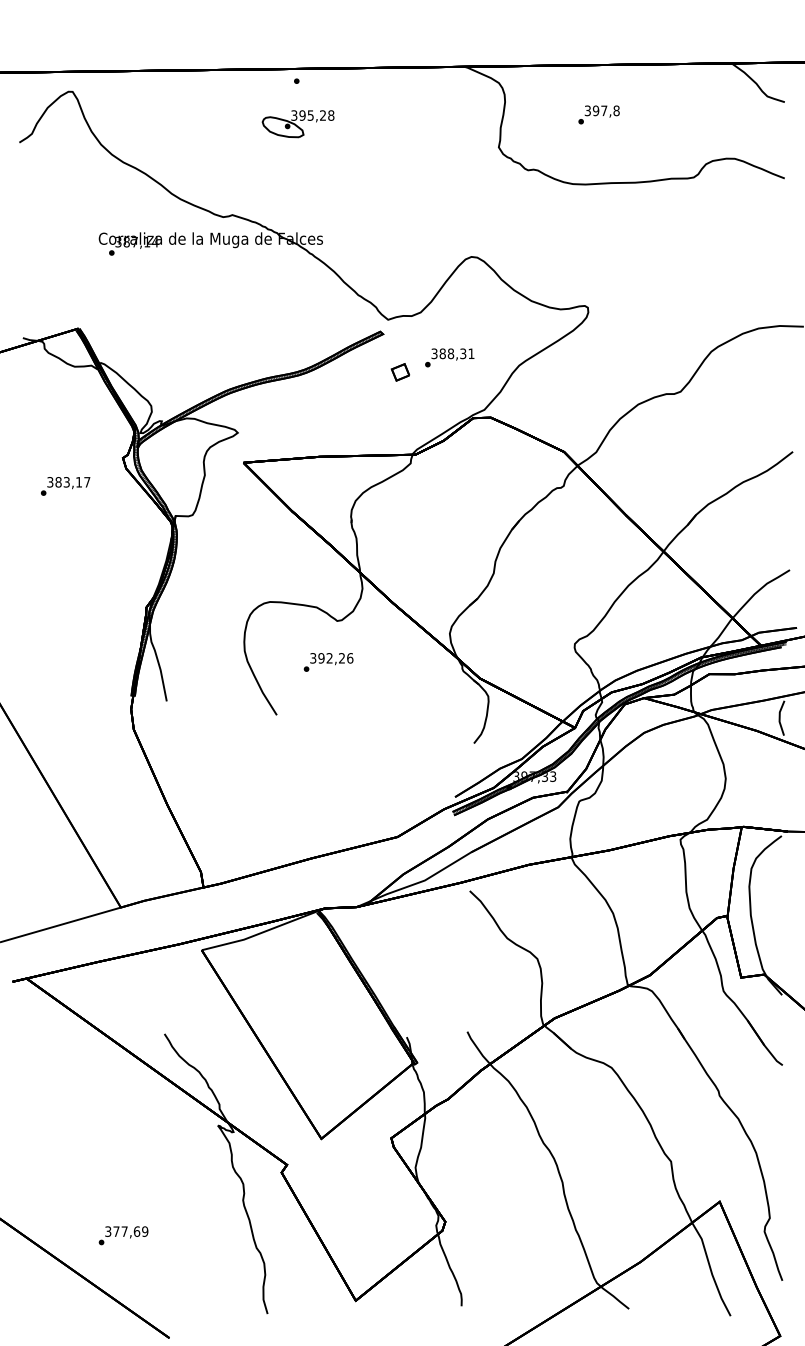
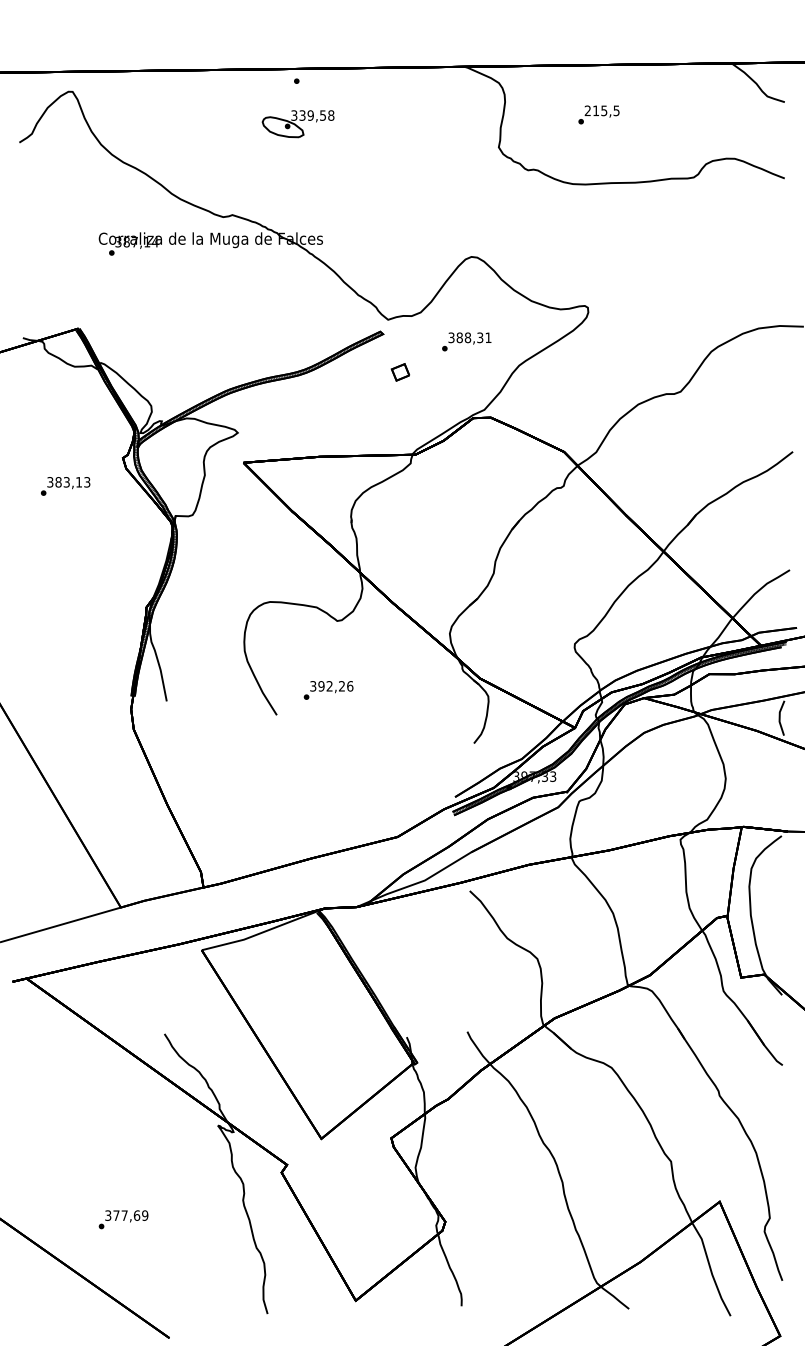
text: 397,8 -> 215,5 (601, 110)
text: 395,28 -> 339,58 (312, 115)
text position: (449, 357) -> (466, 341) (466, 341)
text: 383,17 -> 383,13 (87, 482)
text position: (328, 662) -> (328, 690) (328, 690)
text position: (123, 1235) -> (123, 1219) (123, 1219)
